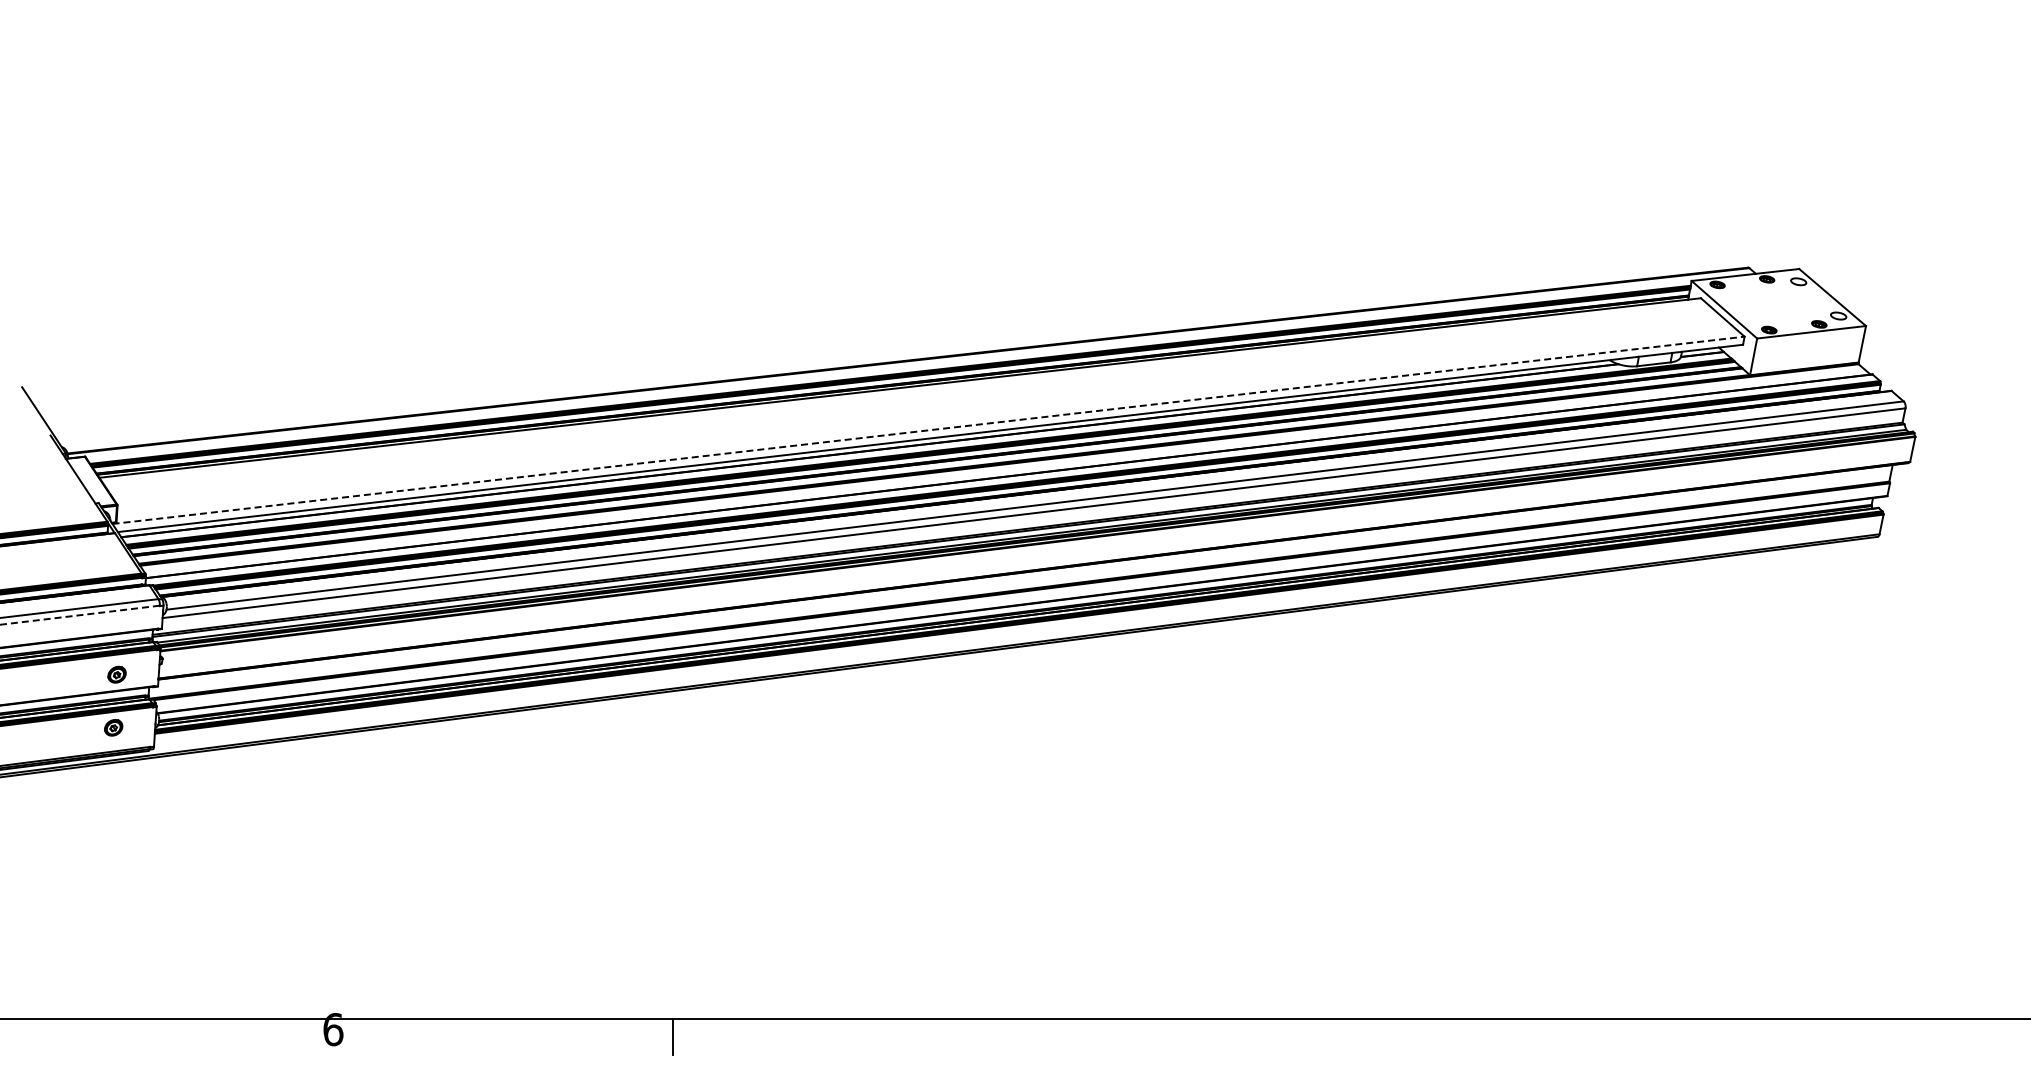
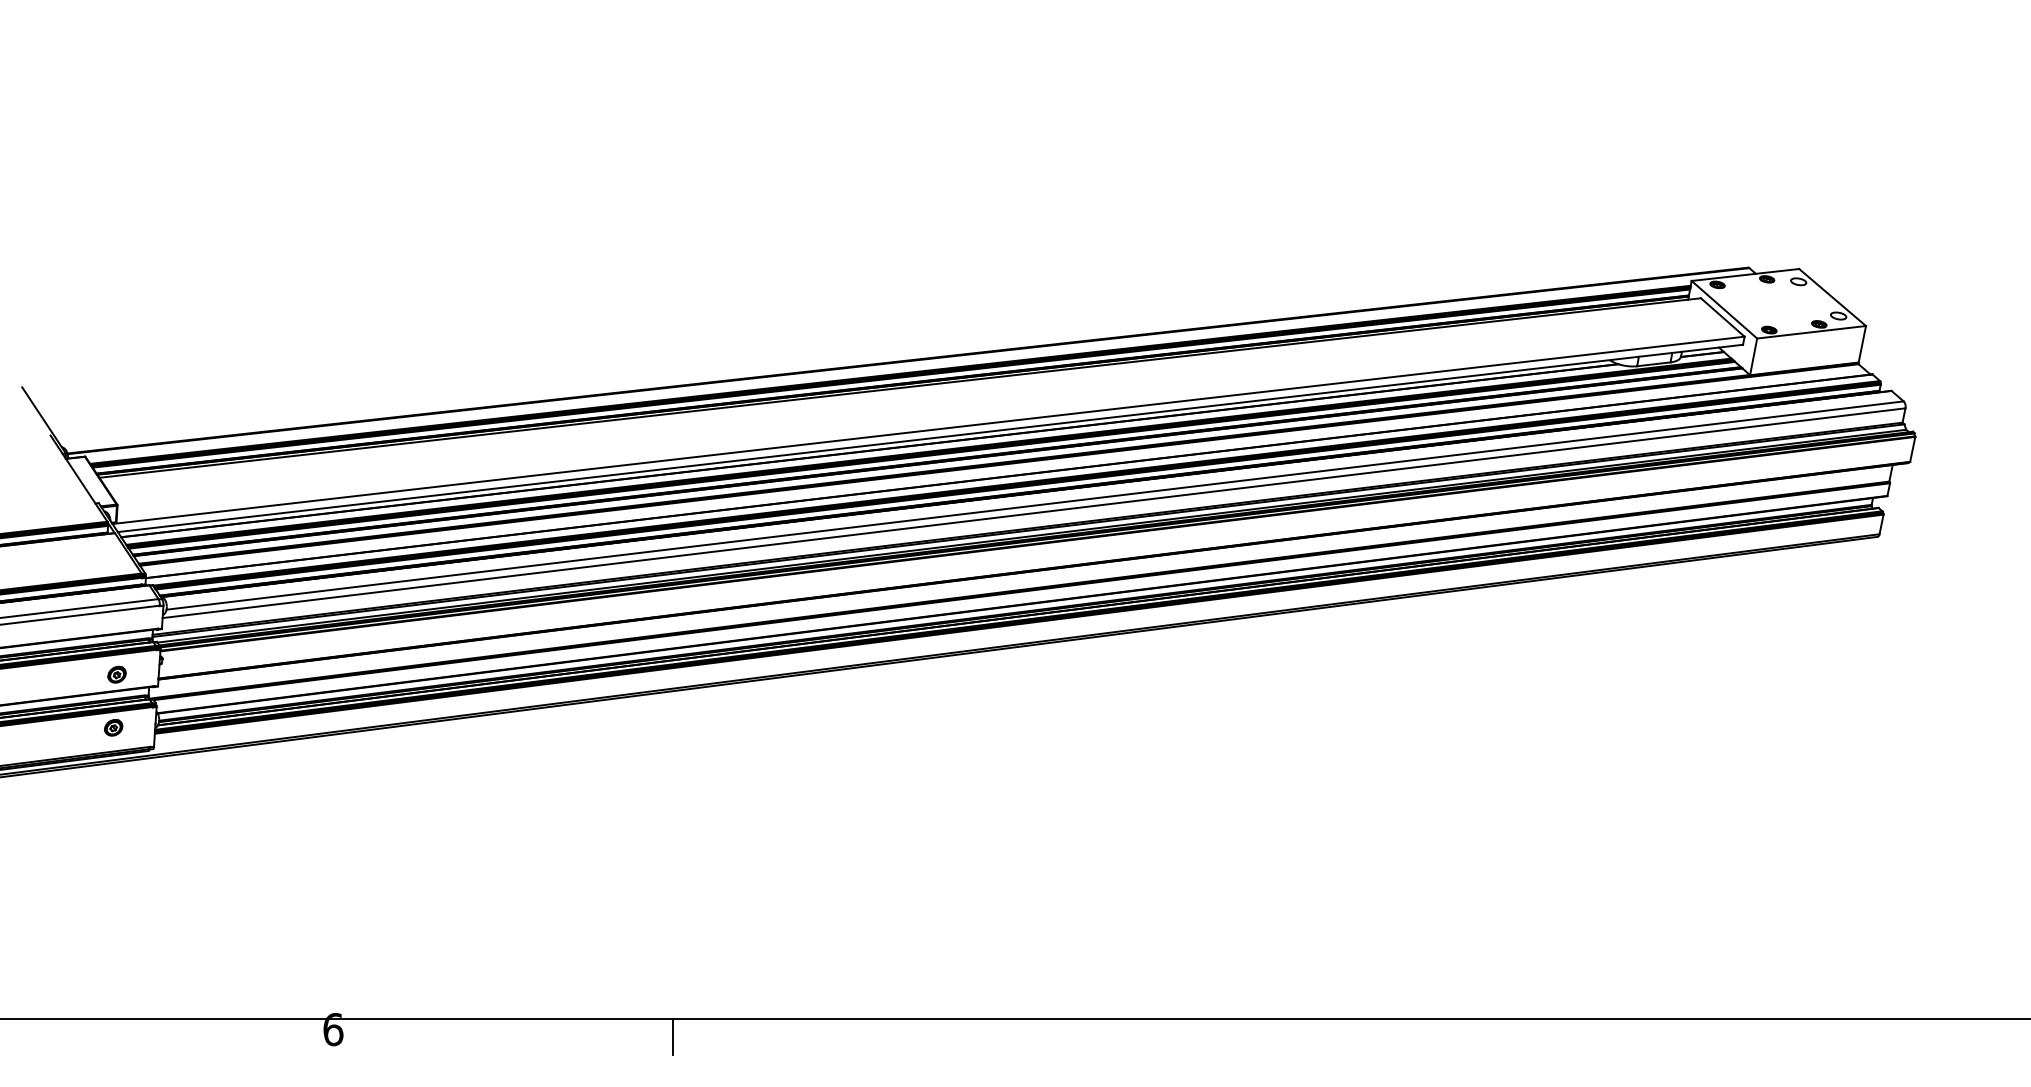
line: dashed -> solid (929, 430)
line: dashed -> solid (79, 615)
